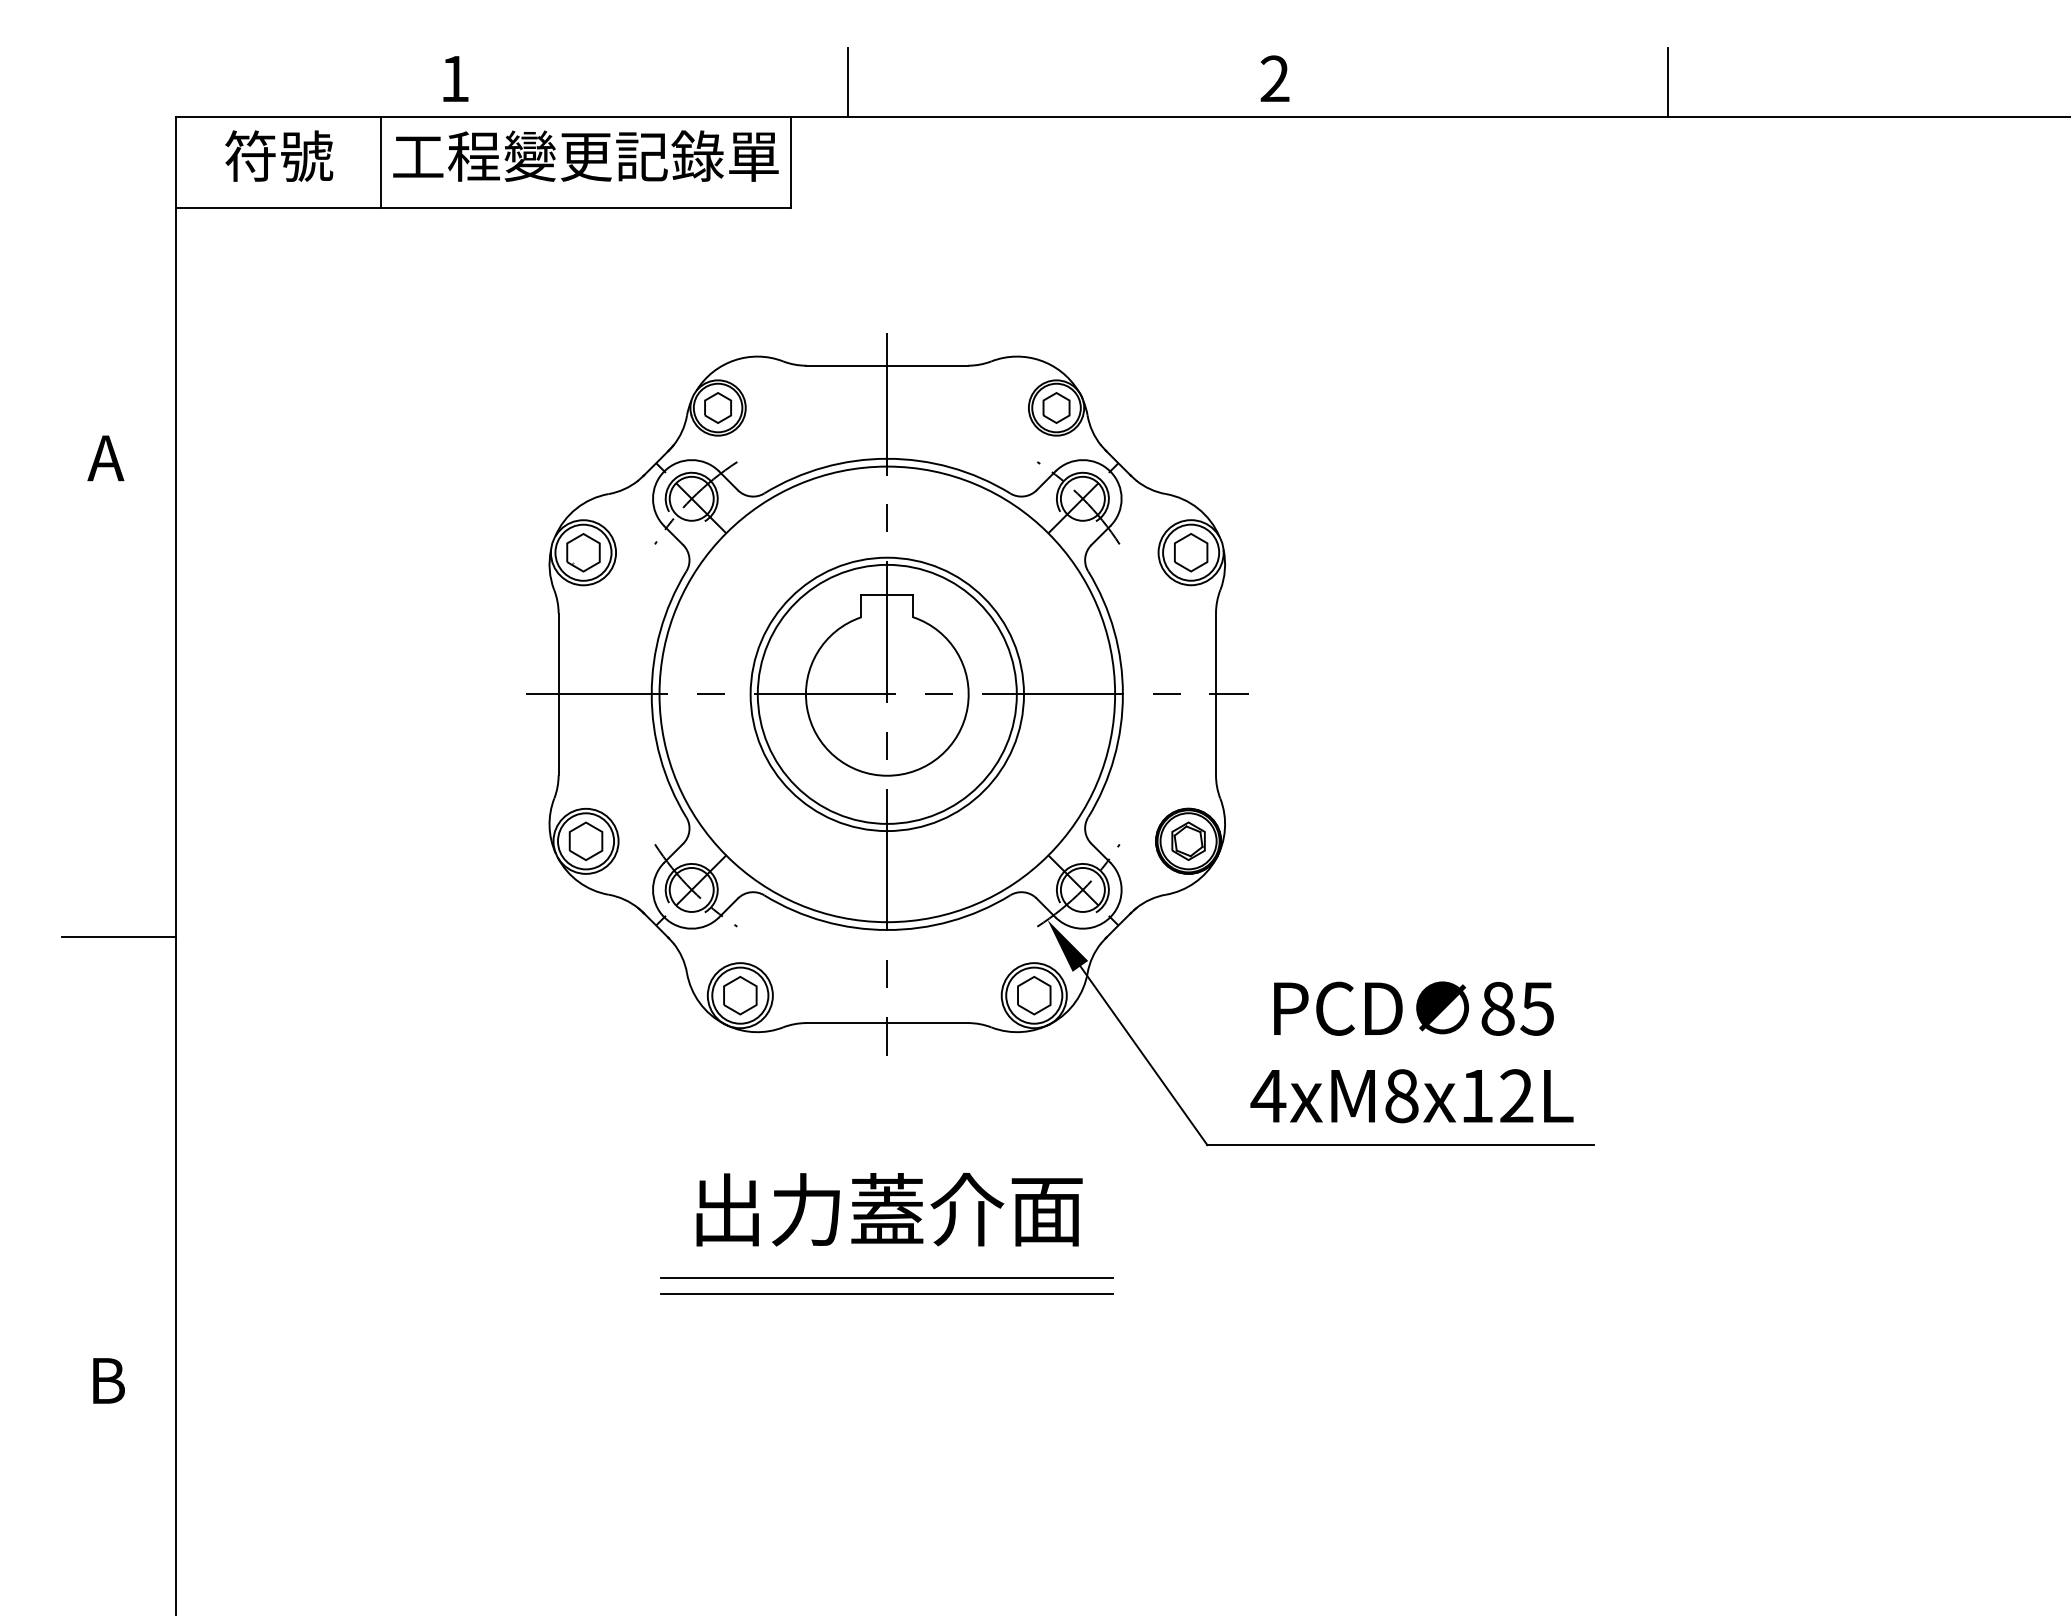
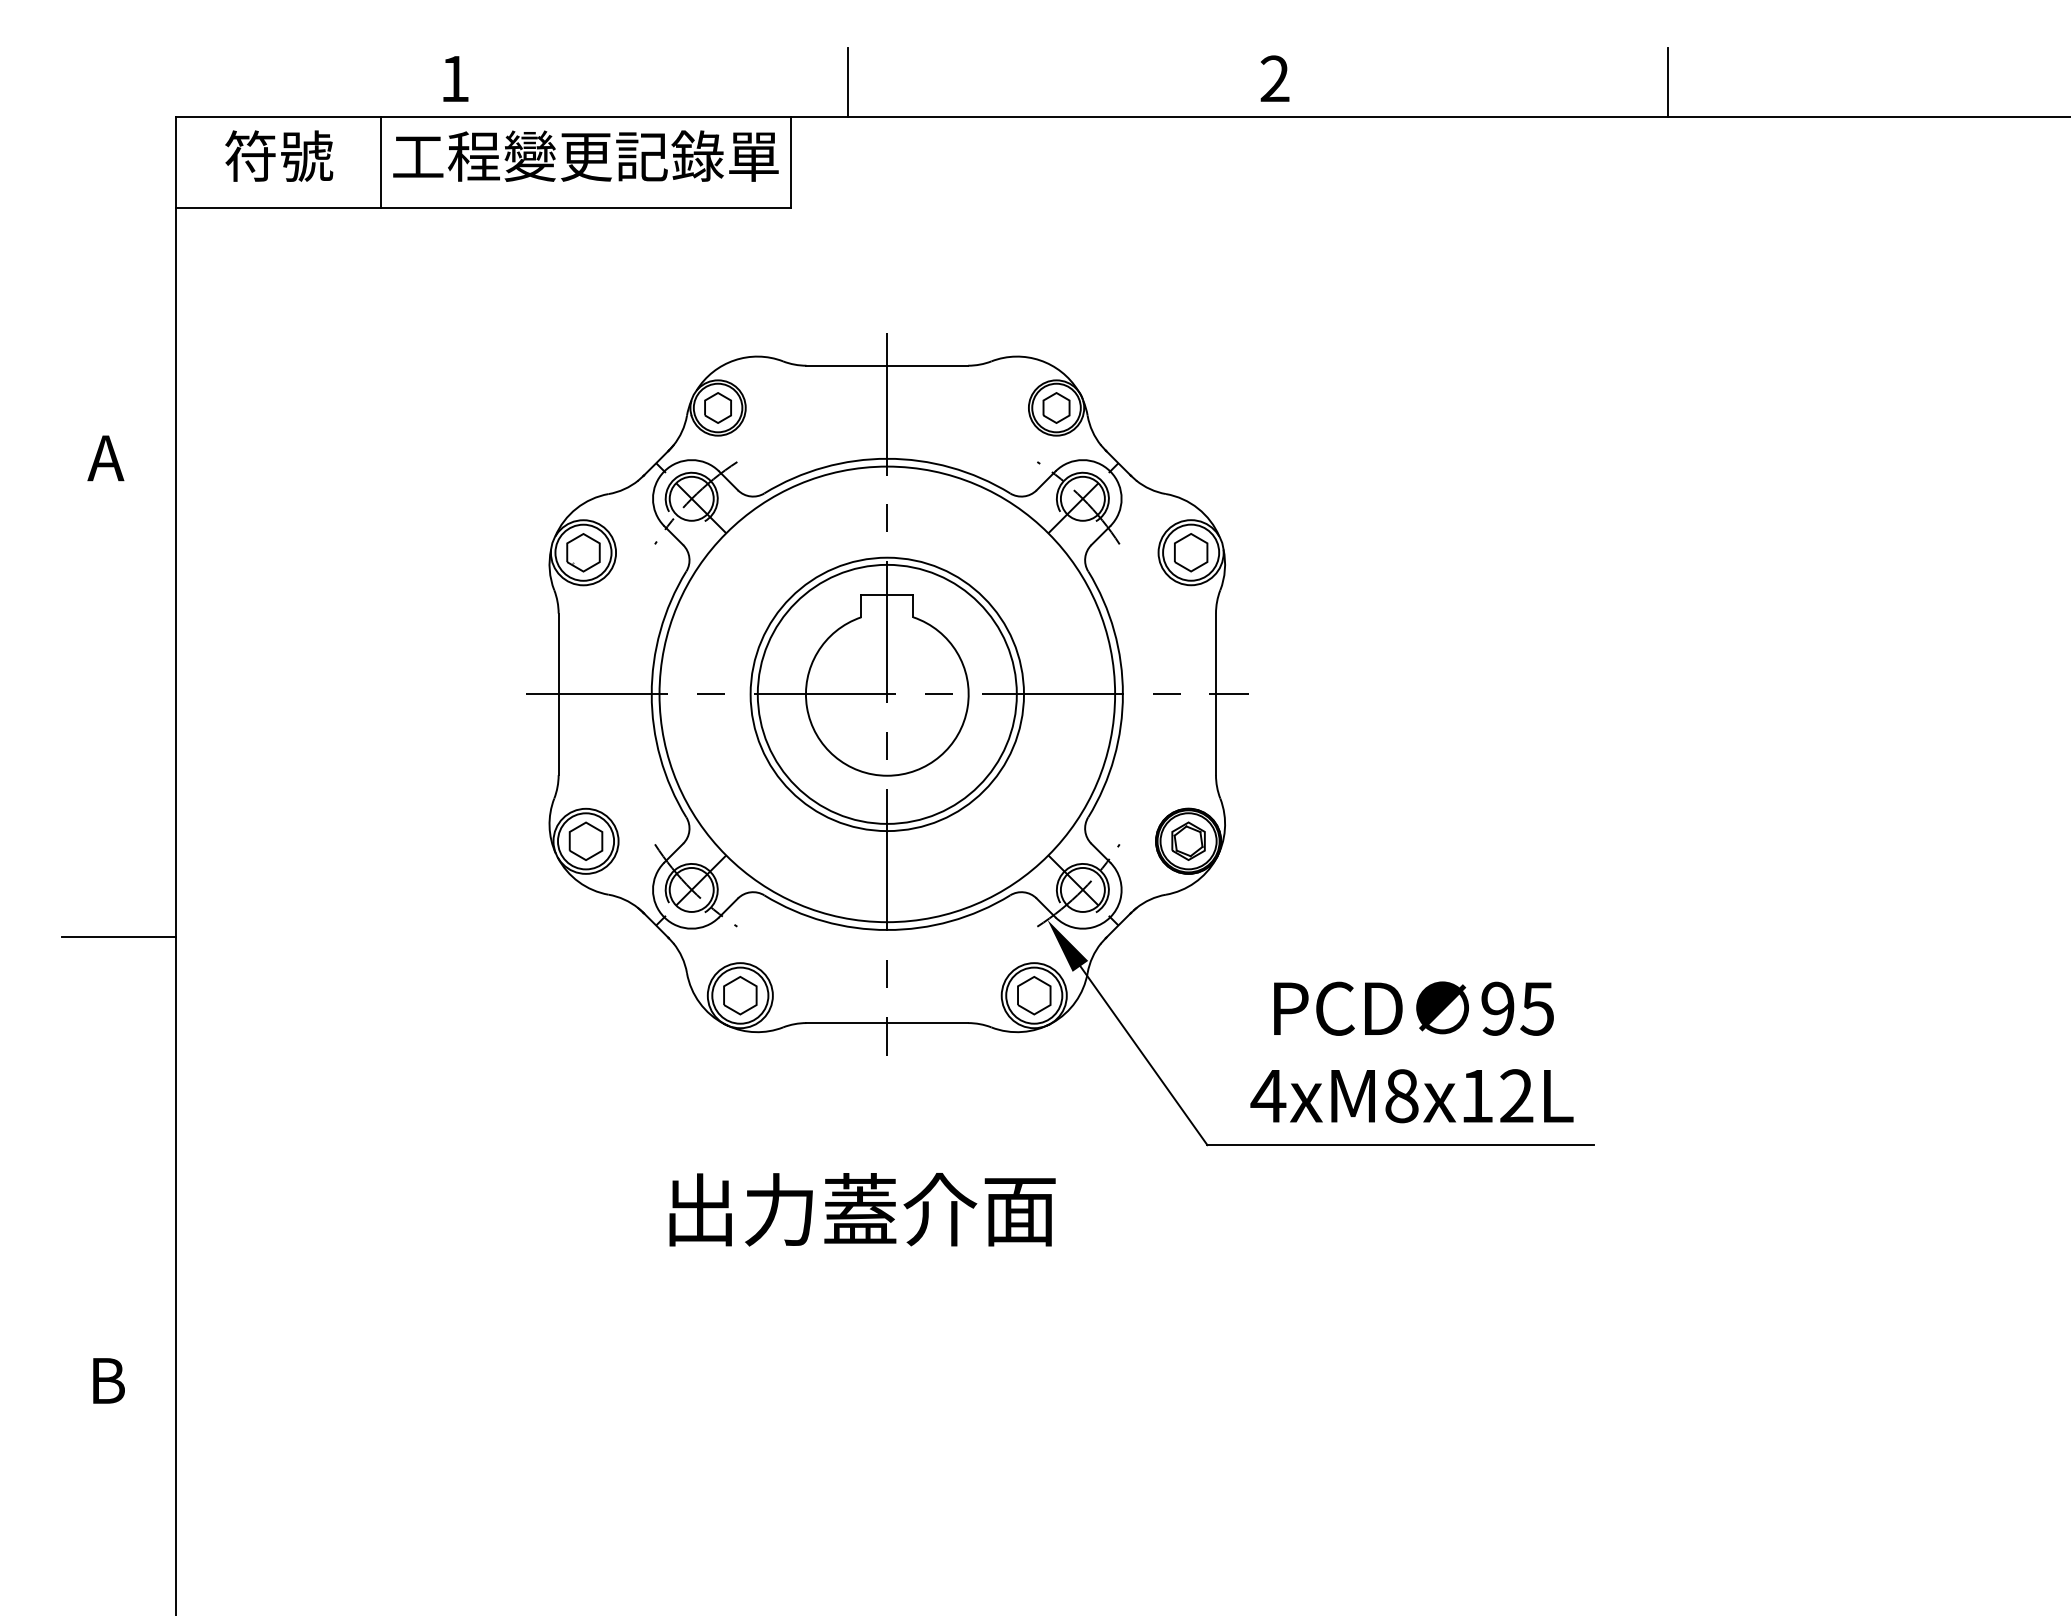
text: 85 -> 95 (1497, 1008)
text position: (889, 1209) -> (862, 1209) (862, 1209)
line: present -> none (887, 1277)
line: present -> none (887, 1294)
